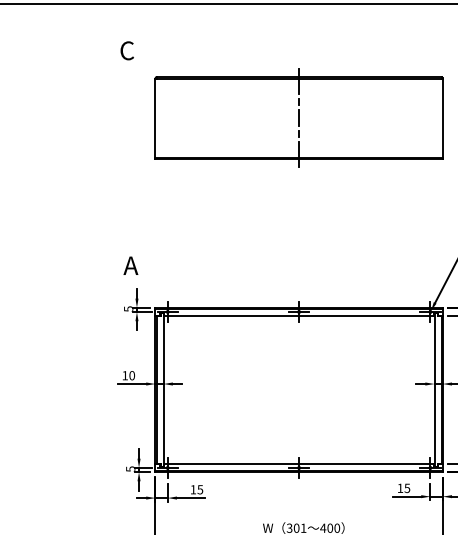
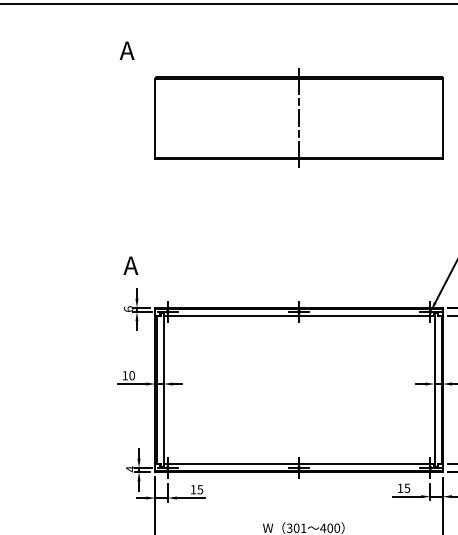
text: C -> A (126, 50)
text: 5 -> 6 (128, 308)
text: 5 -> 4 (130, 469)
